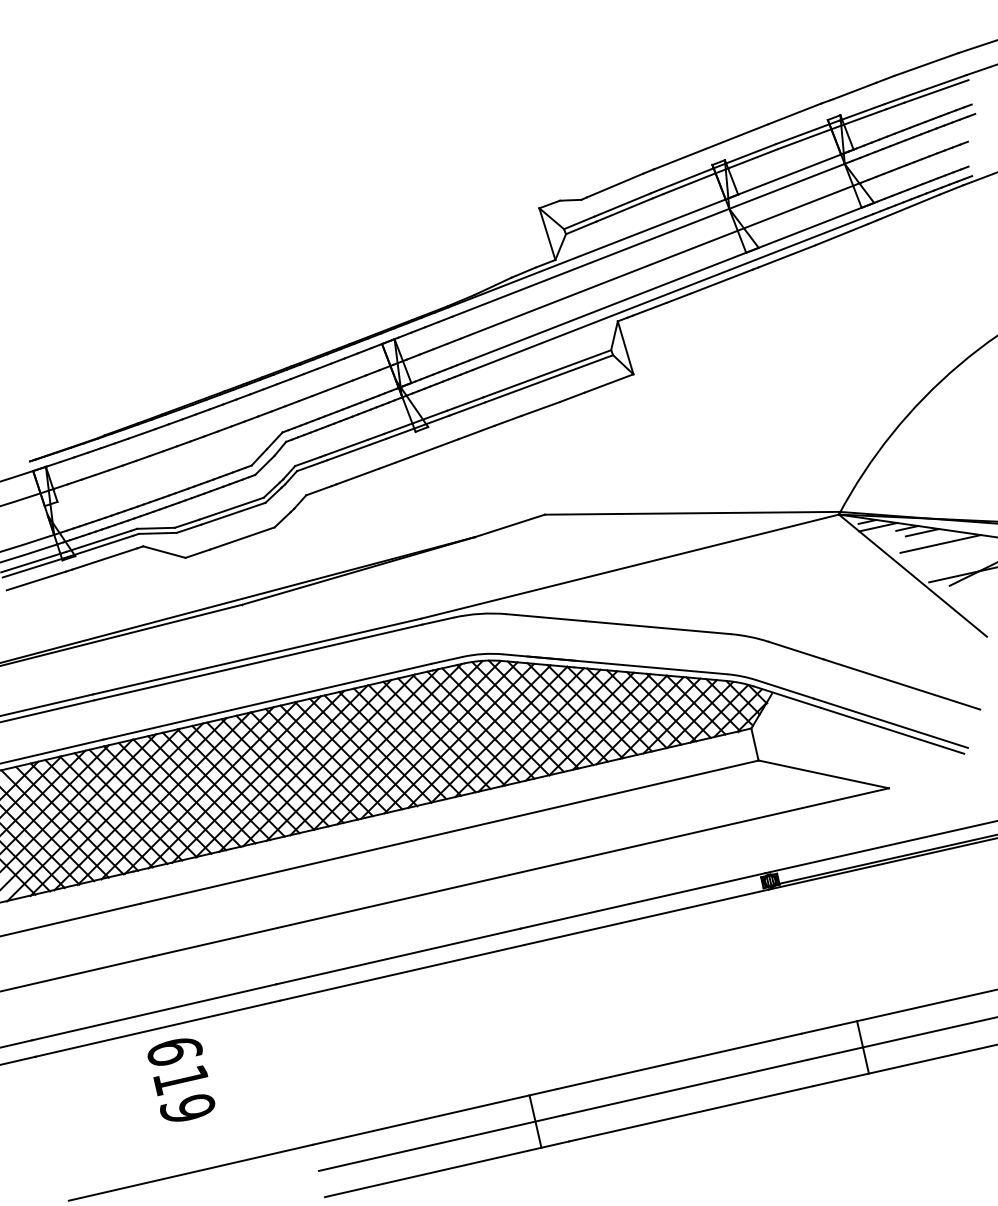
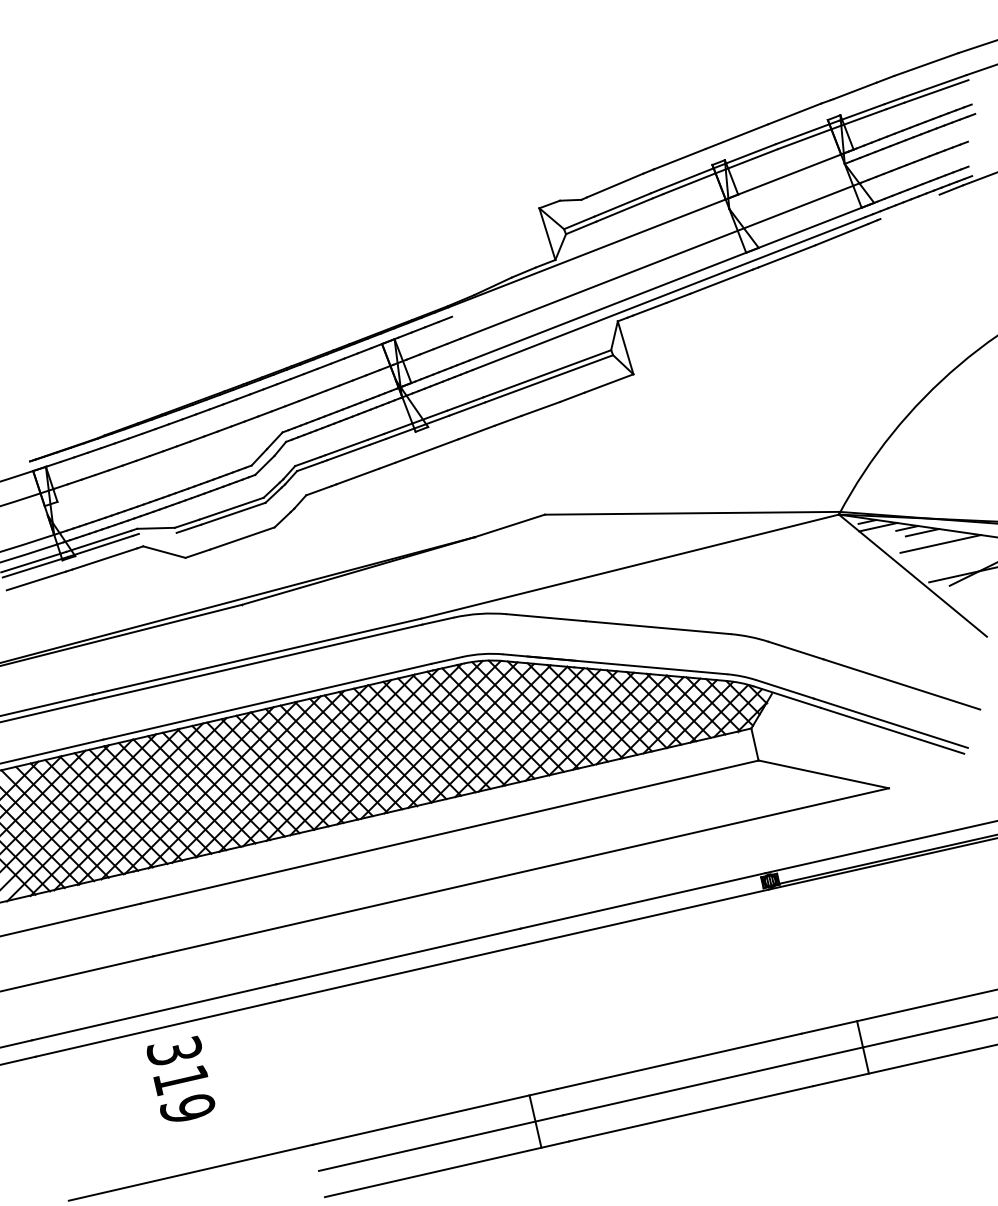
line: present -> none (909, 206)
line: present -> none (648, 239)
line: present -> none (157, 532)
text: 619 -> 319 (174, 1050)
